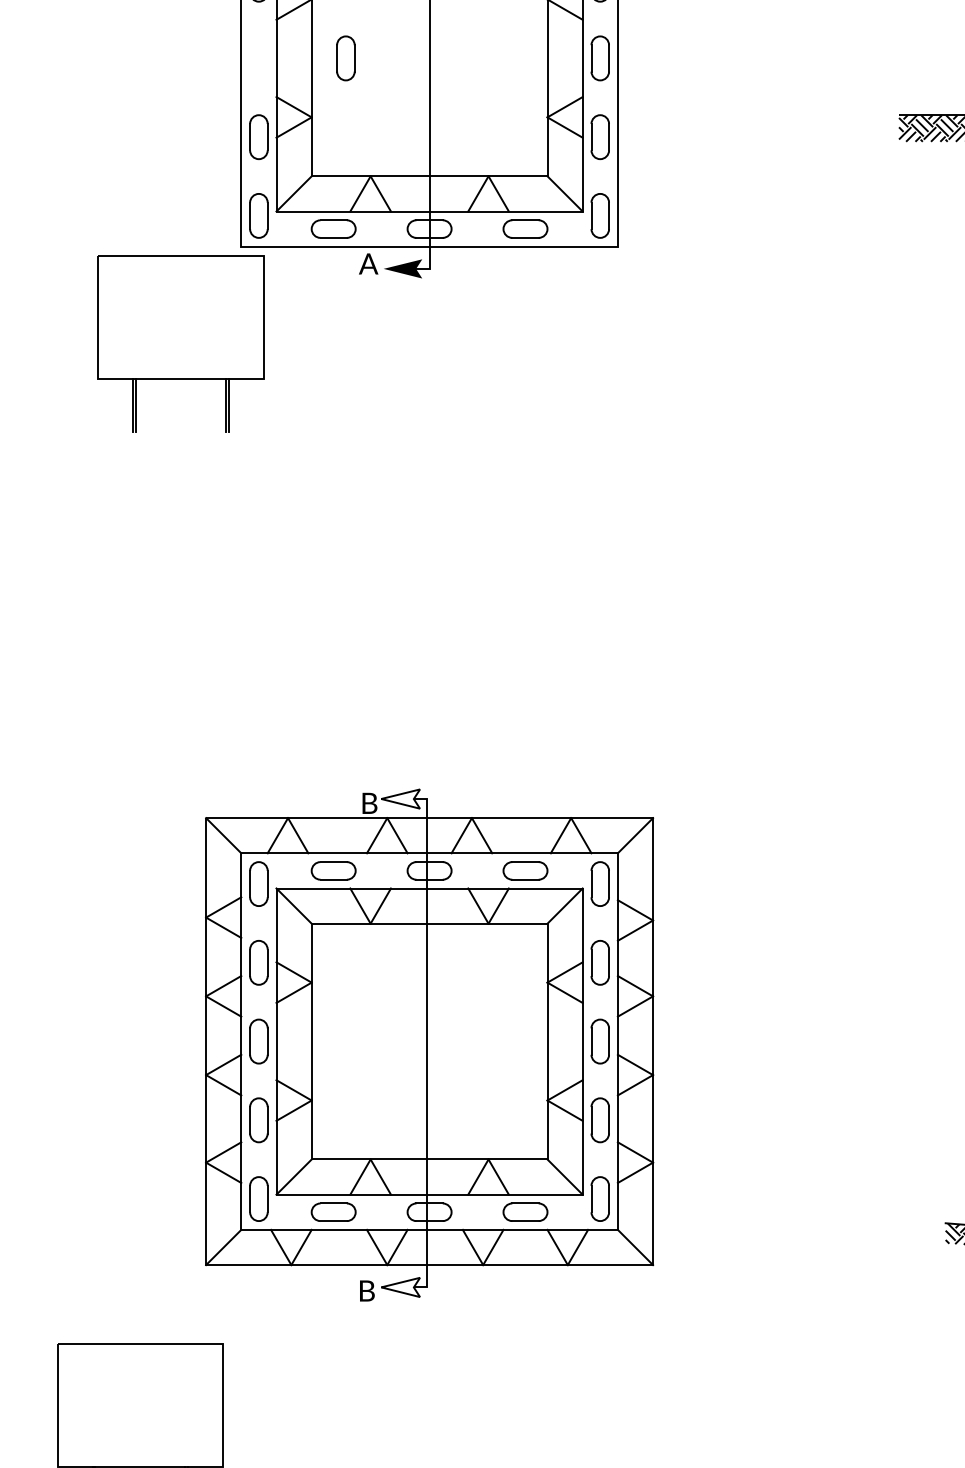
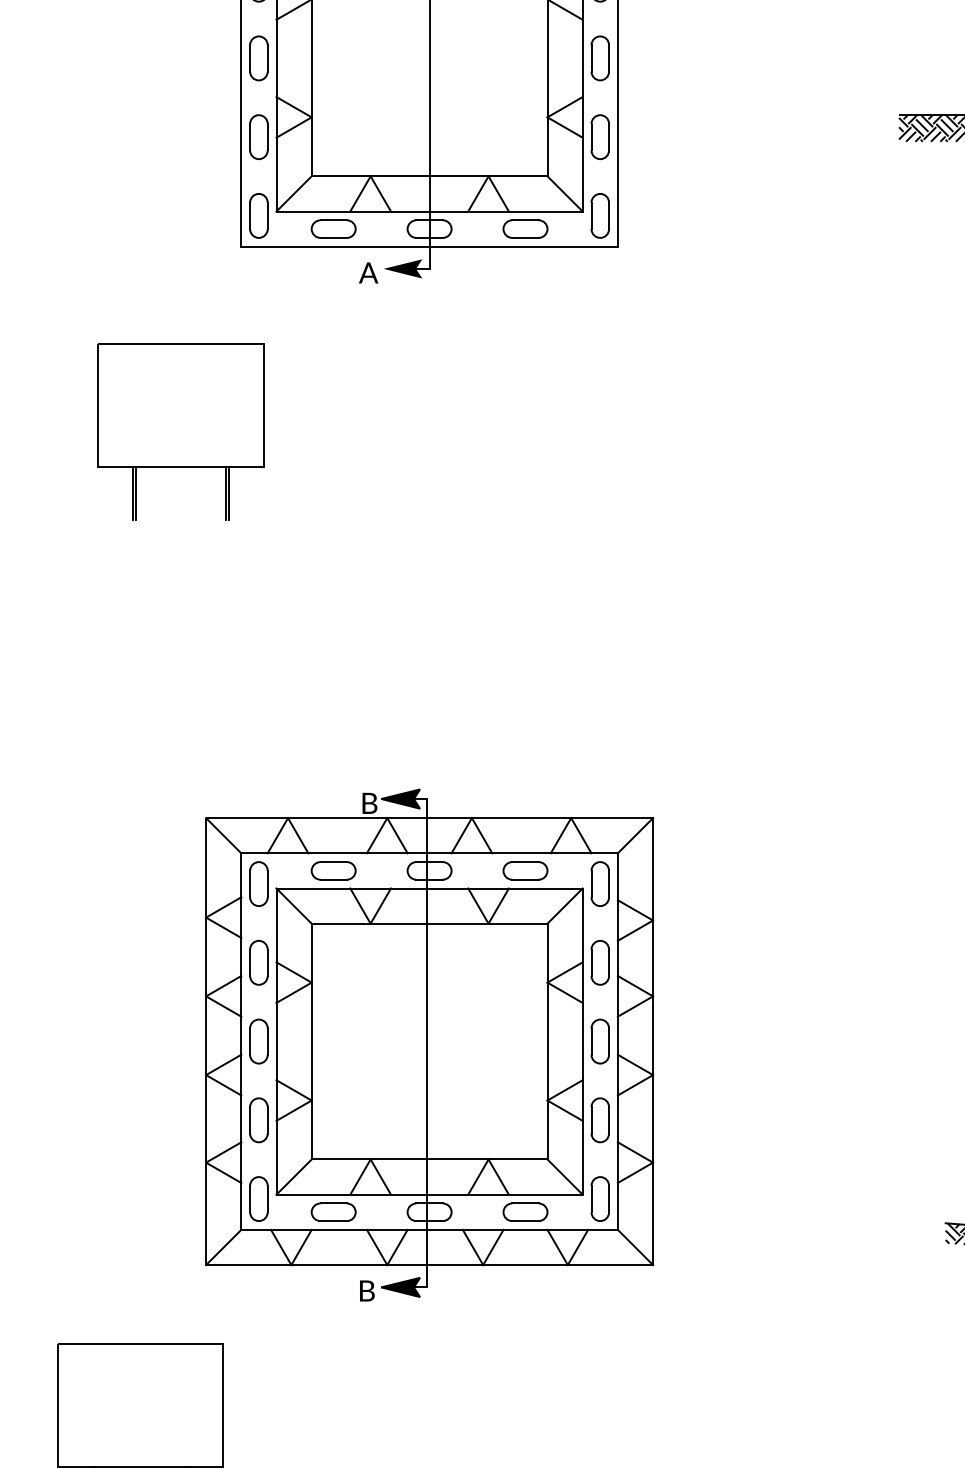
part position: (345, 58) -> (258, 58) (258, 58)
text position: (368, 263) -> (368, 272) (368, 272)
part position: (180, 343) -> (180, 431) (180, 431)
fill: none -> present (400, 798)
fill: none -> present (400, 1287)
